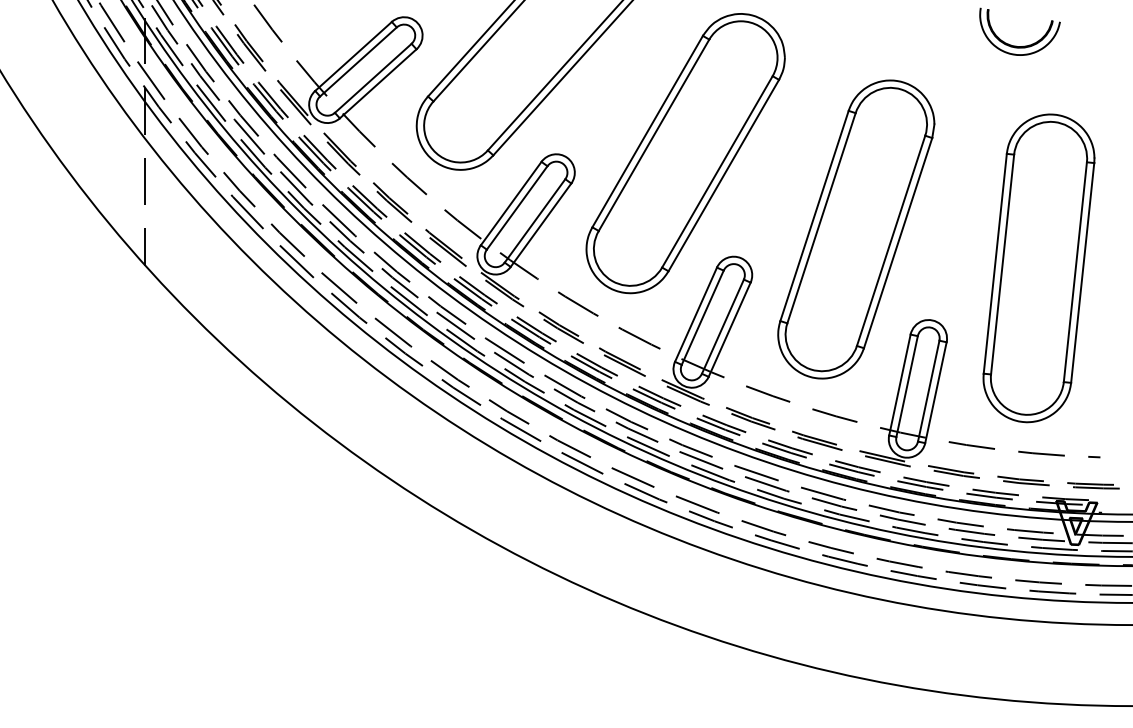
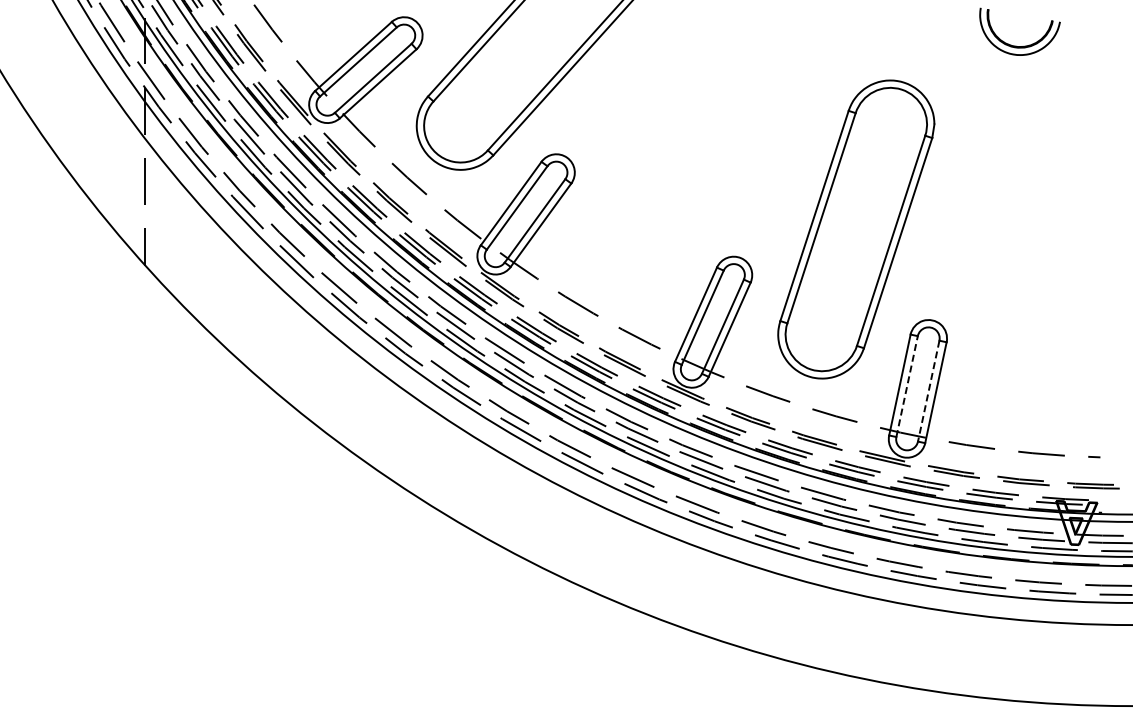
part: present -> none (685, 153)
part: present -> none (1038, 268)
line: solid -> dashed (907, 386)
line: solid -> dashed (928, 391)
